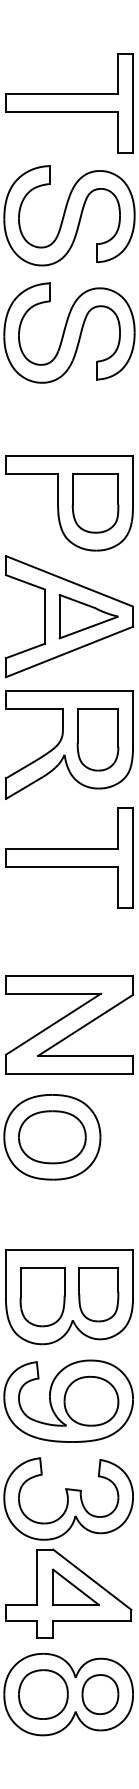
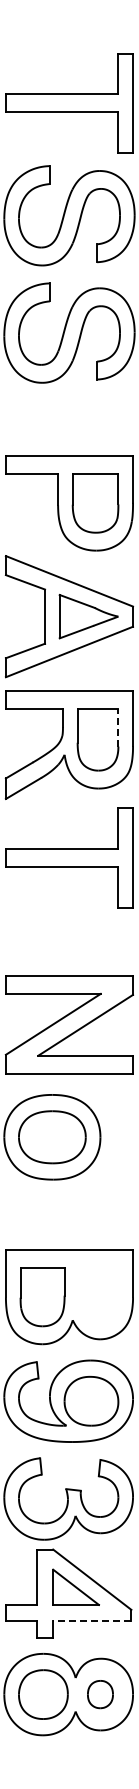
line: solid -> dashed (118, 727)
part: present -> none (98, 1294)
line: solid -> dashed (91, 1621)
part size: 39x41 px -> 27x30 px (100, 1694)
